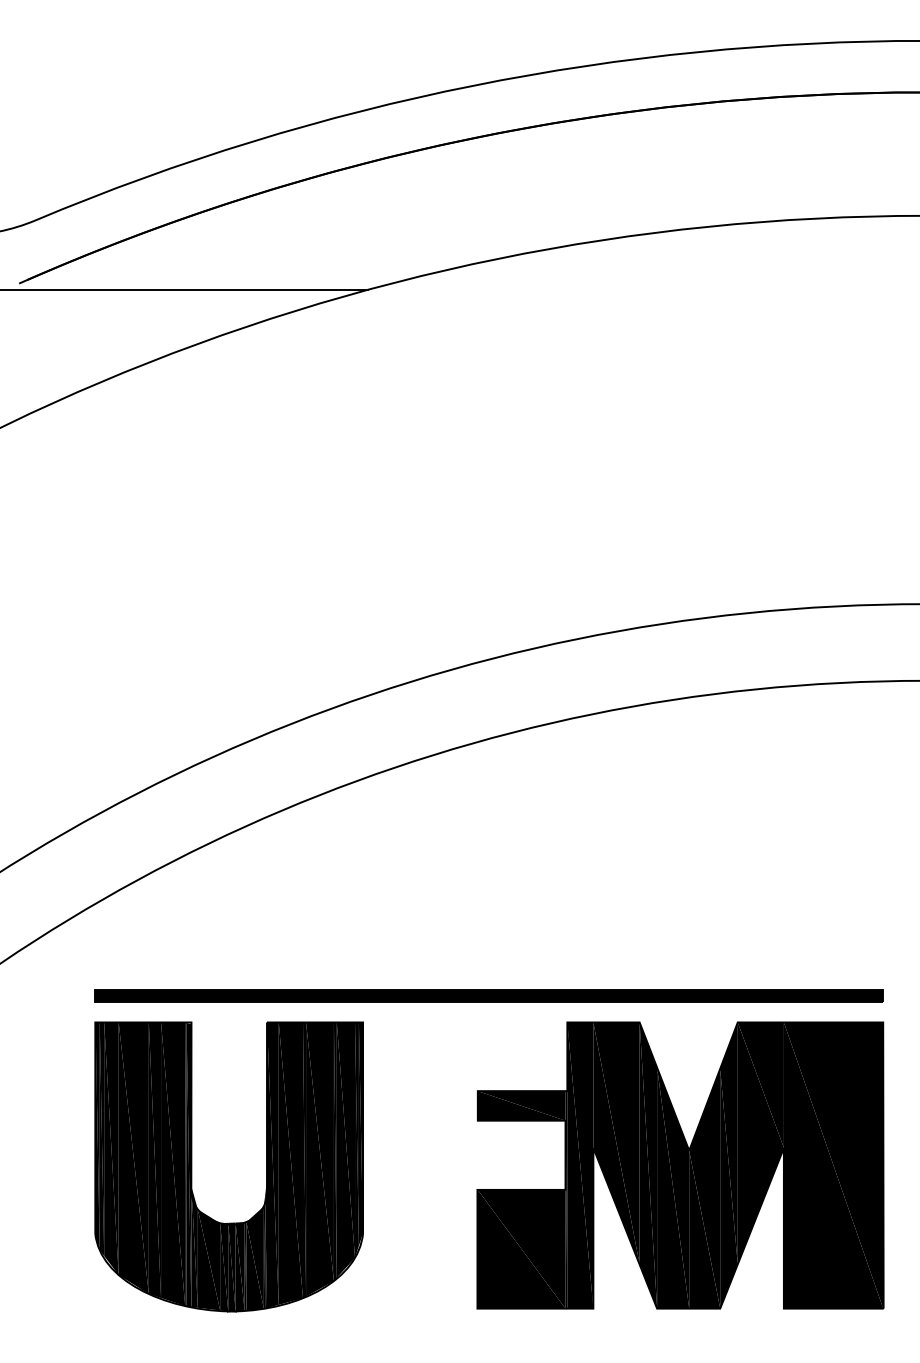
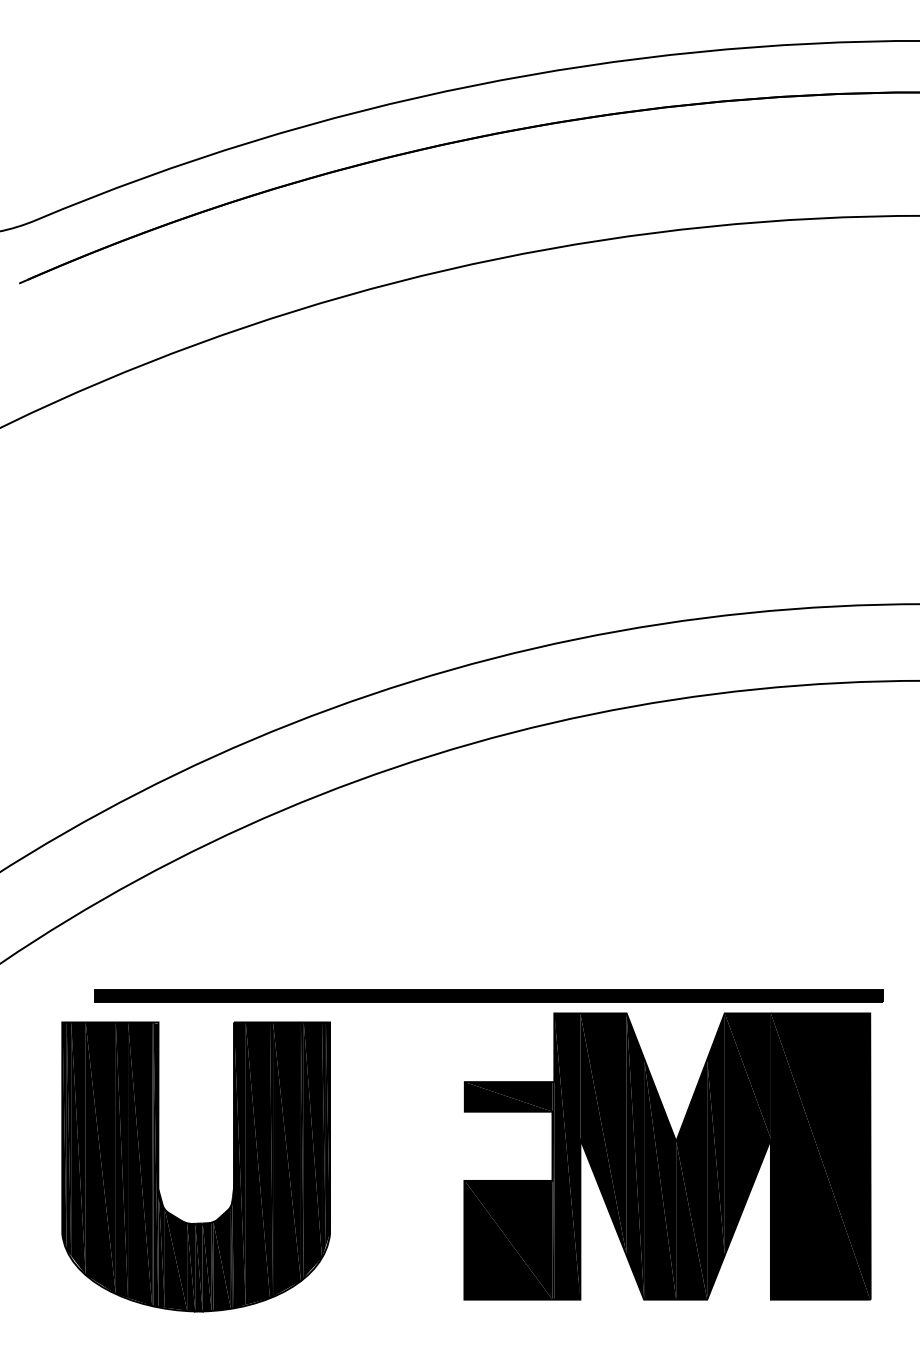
line: present -> none (184, 290)
part position: (680, 1165) -> (667, 1156) (667, 1156)
part position: (192, 1166) -> (159, 1166) (159, 1166)
